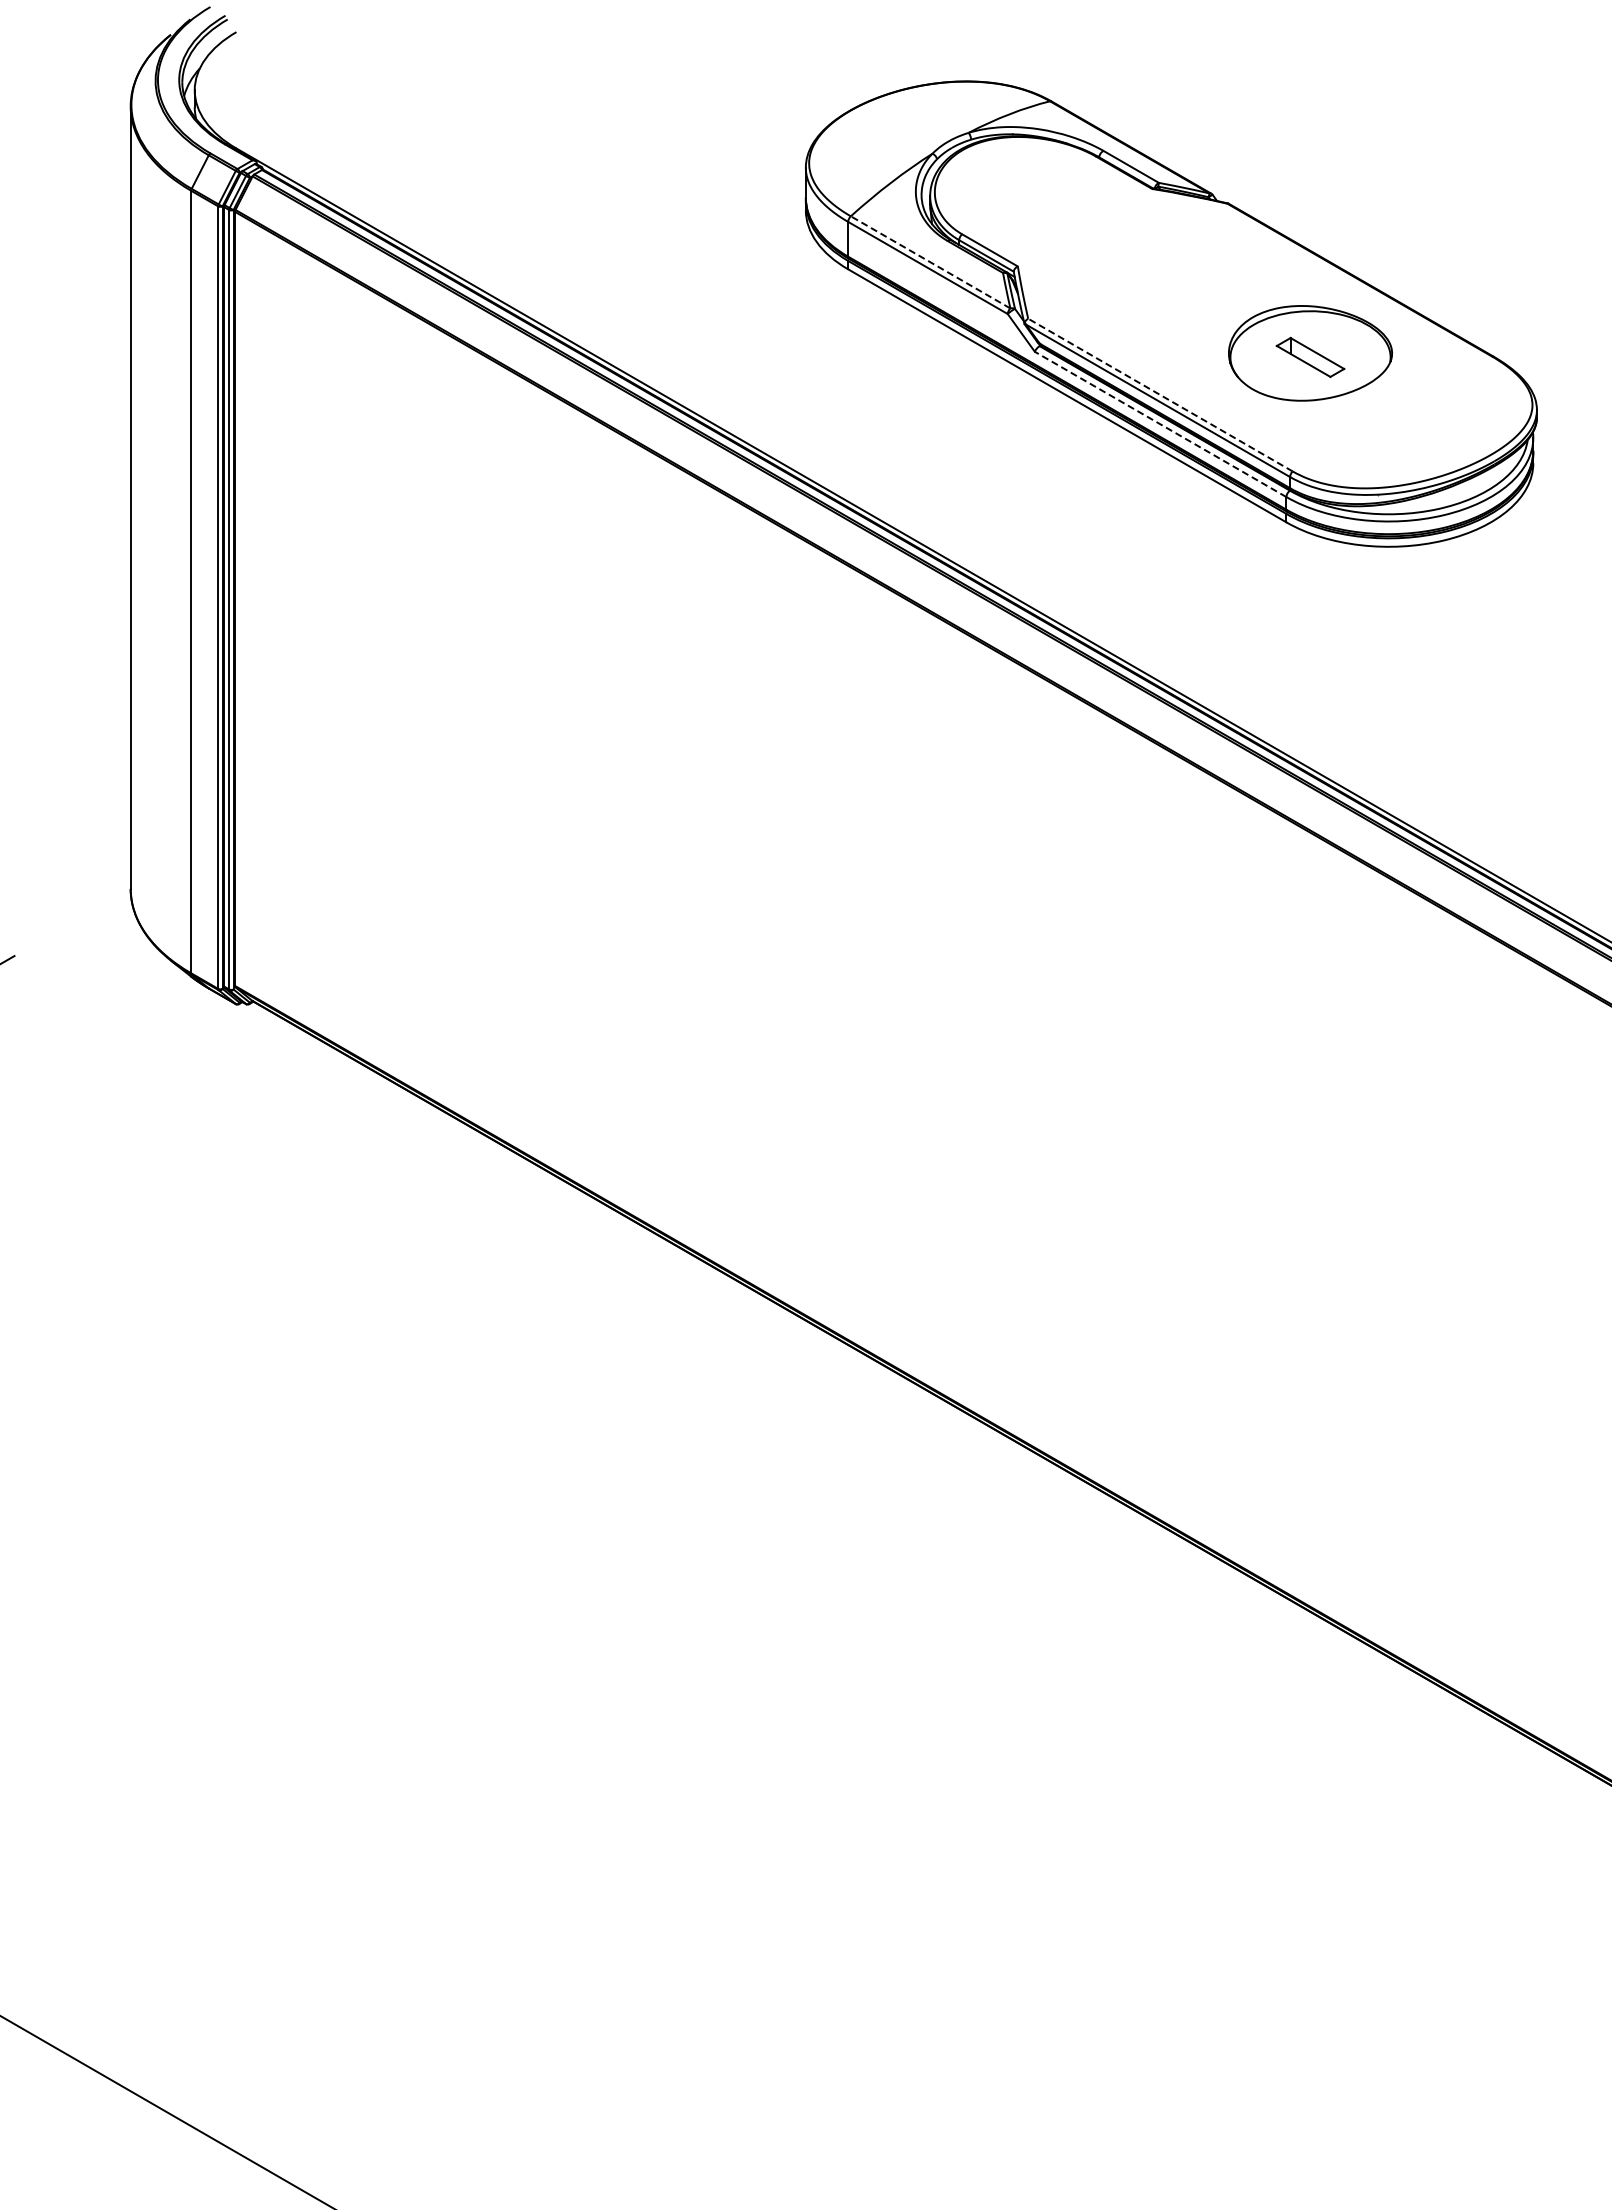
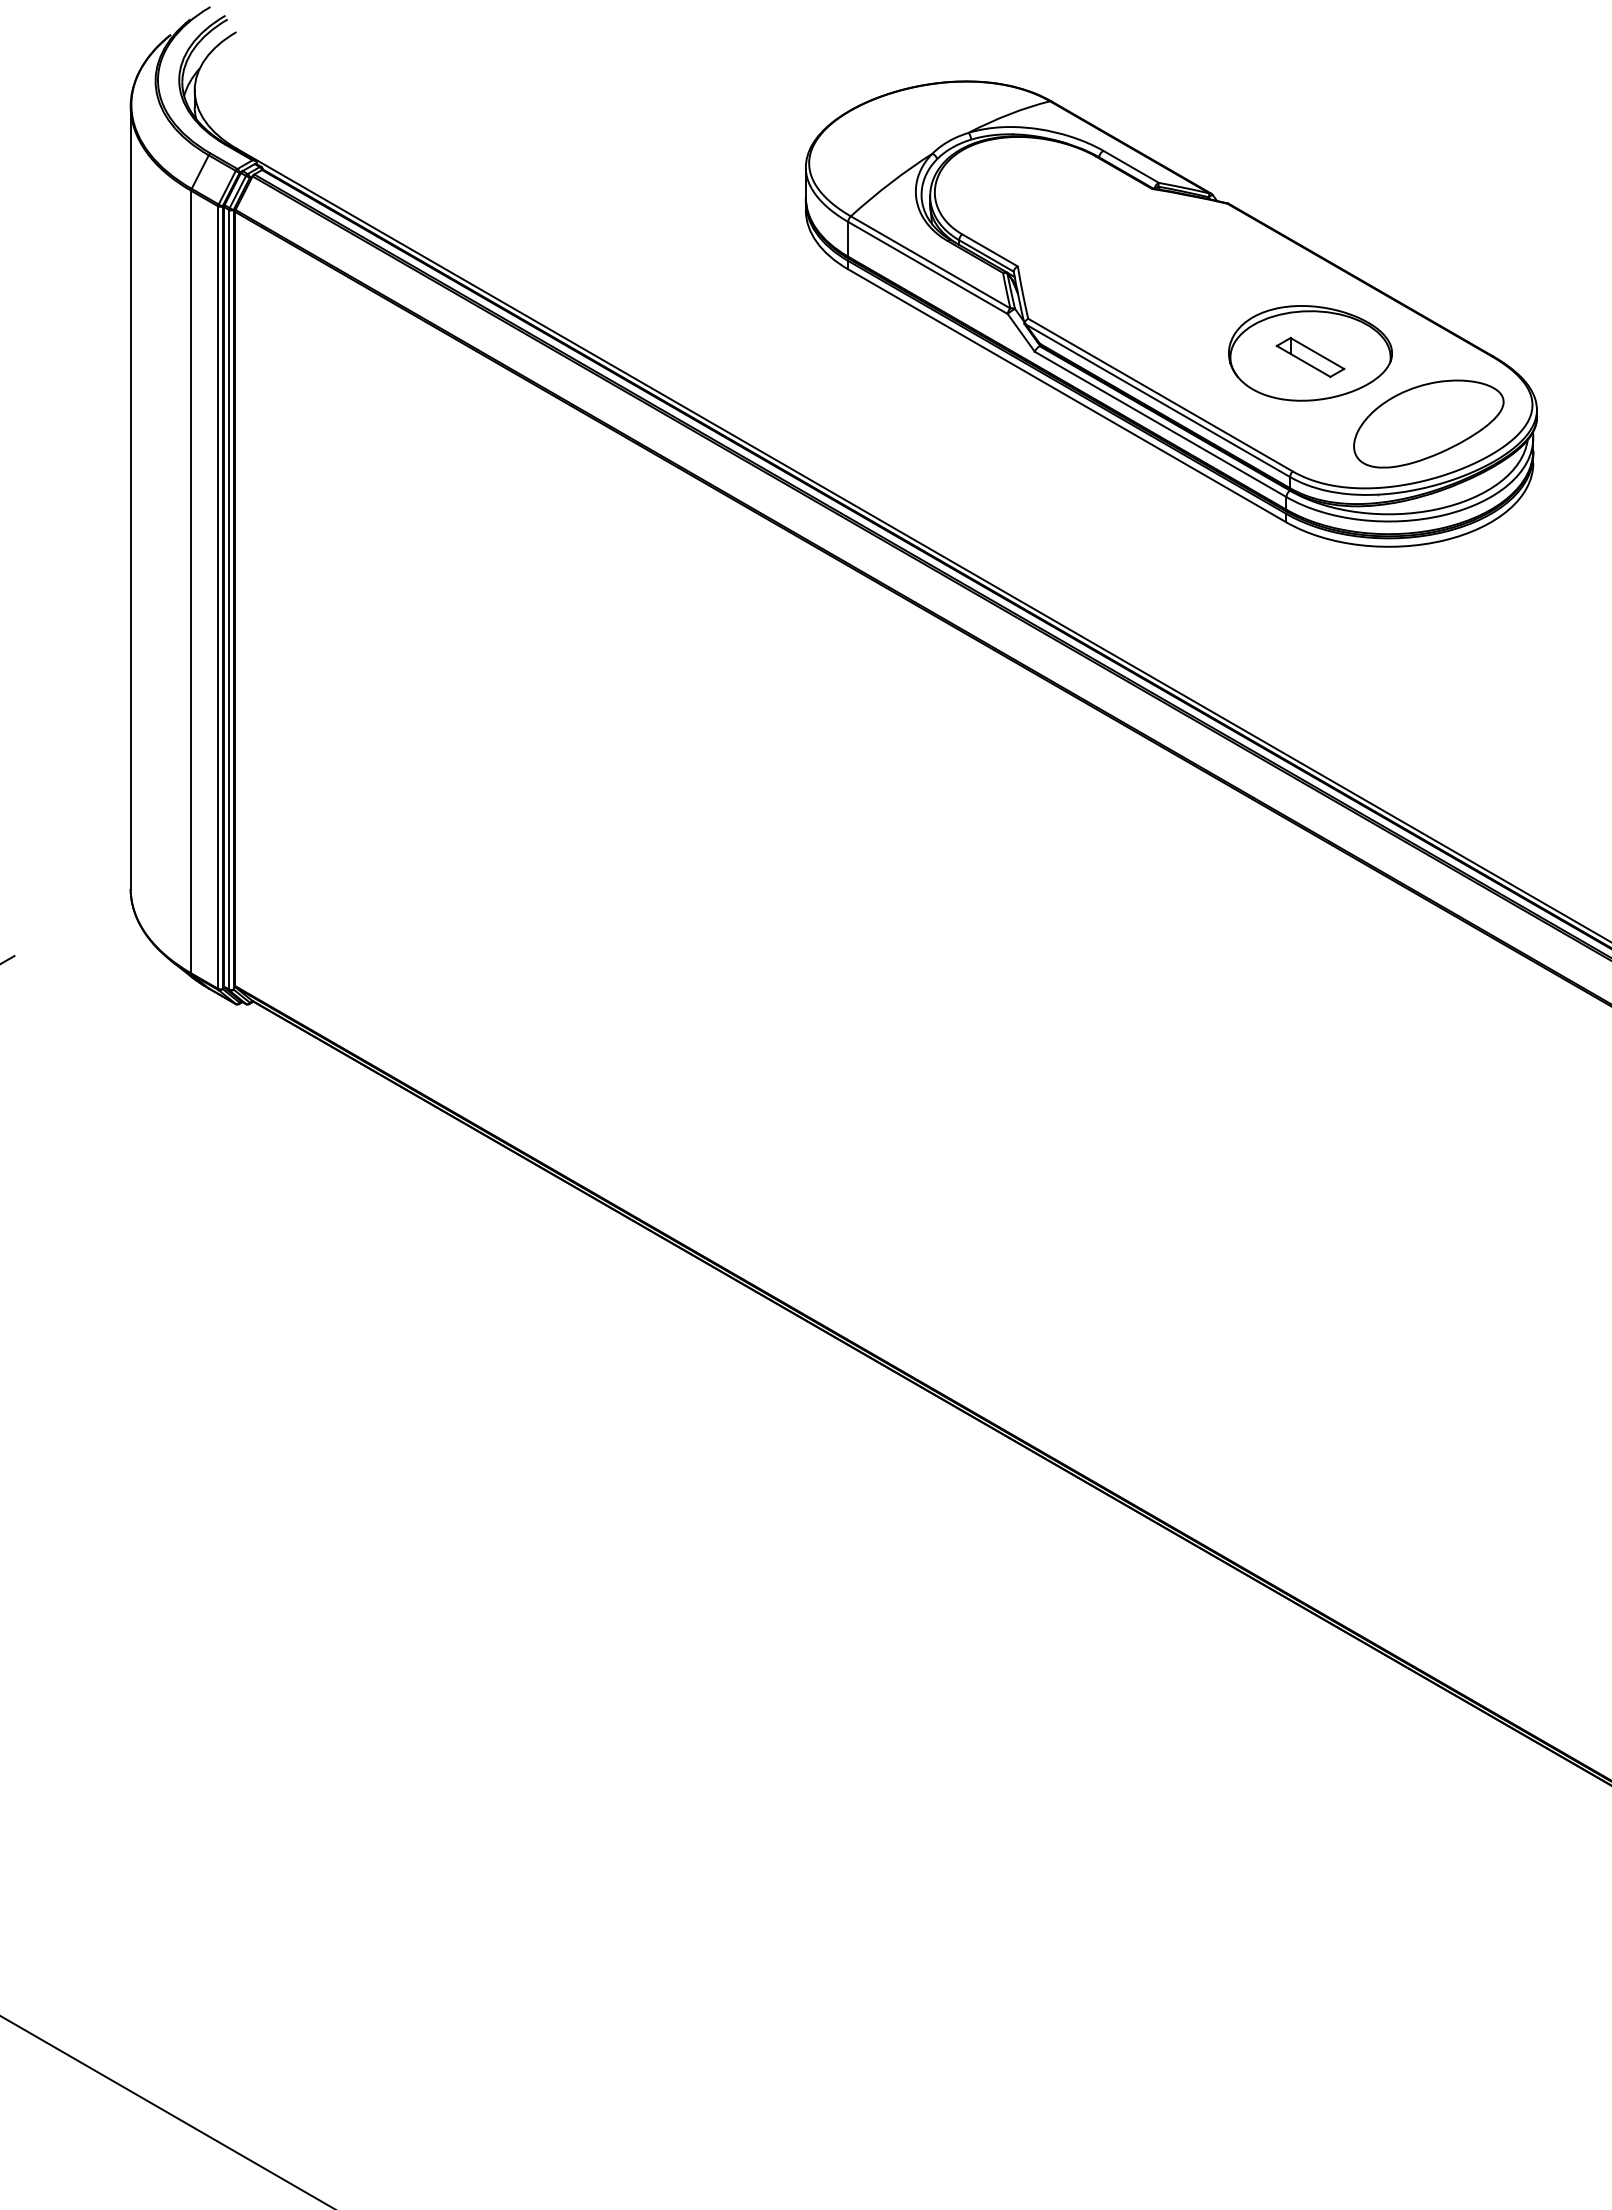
line: dashed -> solid (930, 262)
line: dashed -> solid (1160, 395)
part: none -> present (1428, 423)
line: dashed -> solid (1160, 424)
